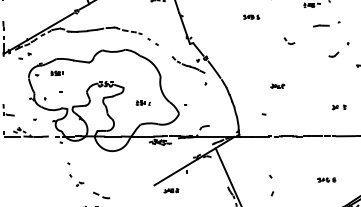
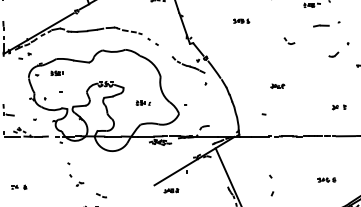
part position: (251, 16) -> (241, 20) (241, 20)
part: none -> present (19, 186)
part size: 18x9 px -> 12x6 px (101, 195)
